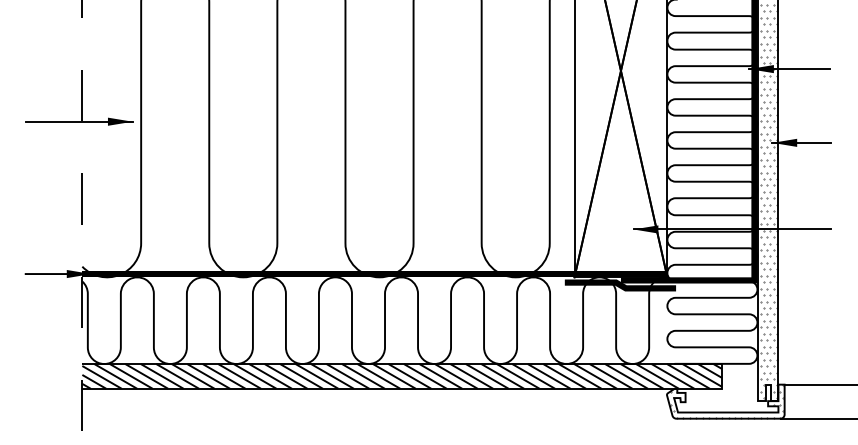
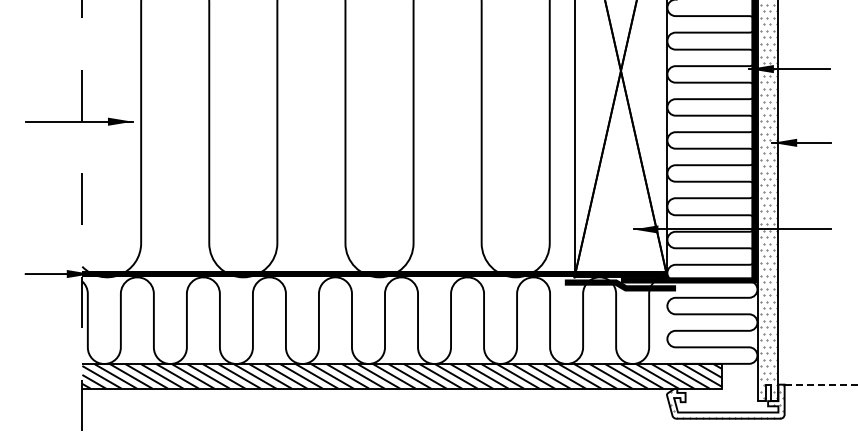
line: solid -> dashed (821, 384)
line: present -> none (817, 418)
